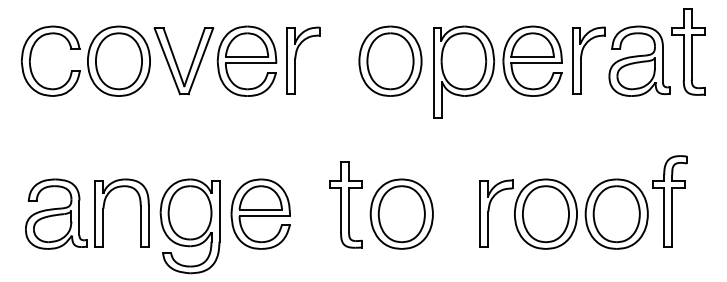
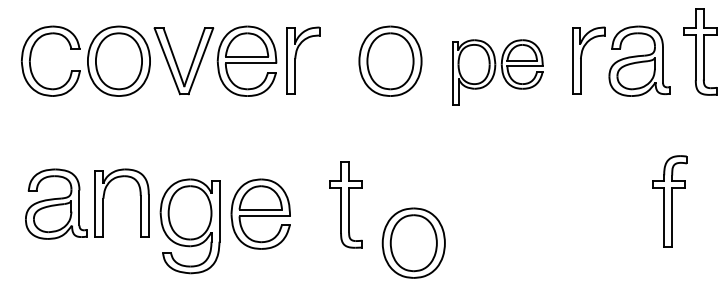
part position: (688, 51) -> (700, 51) (700, 51)
part size: 130x94 px -> 92x67 px (497, 72)
part position: (94, 213) -> (94, 203) (94, 203)
part position: (401, 213) -> (413, 242) (413, 242)
part: present -> none (563, 213)
